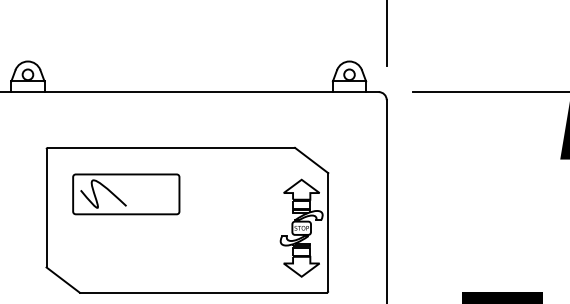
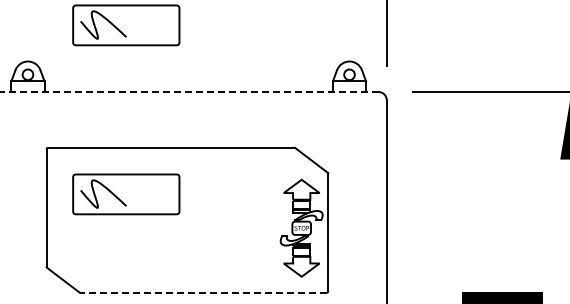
part: none -> present (126, 25)
line: solid -> dashed (189, 92)
line: solid -> dashed (203, 292)
